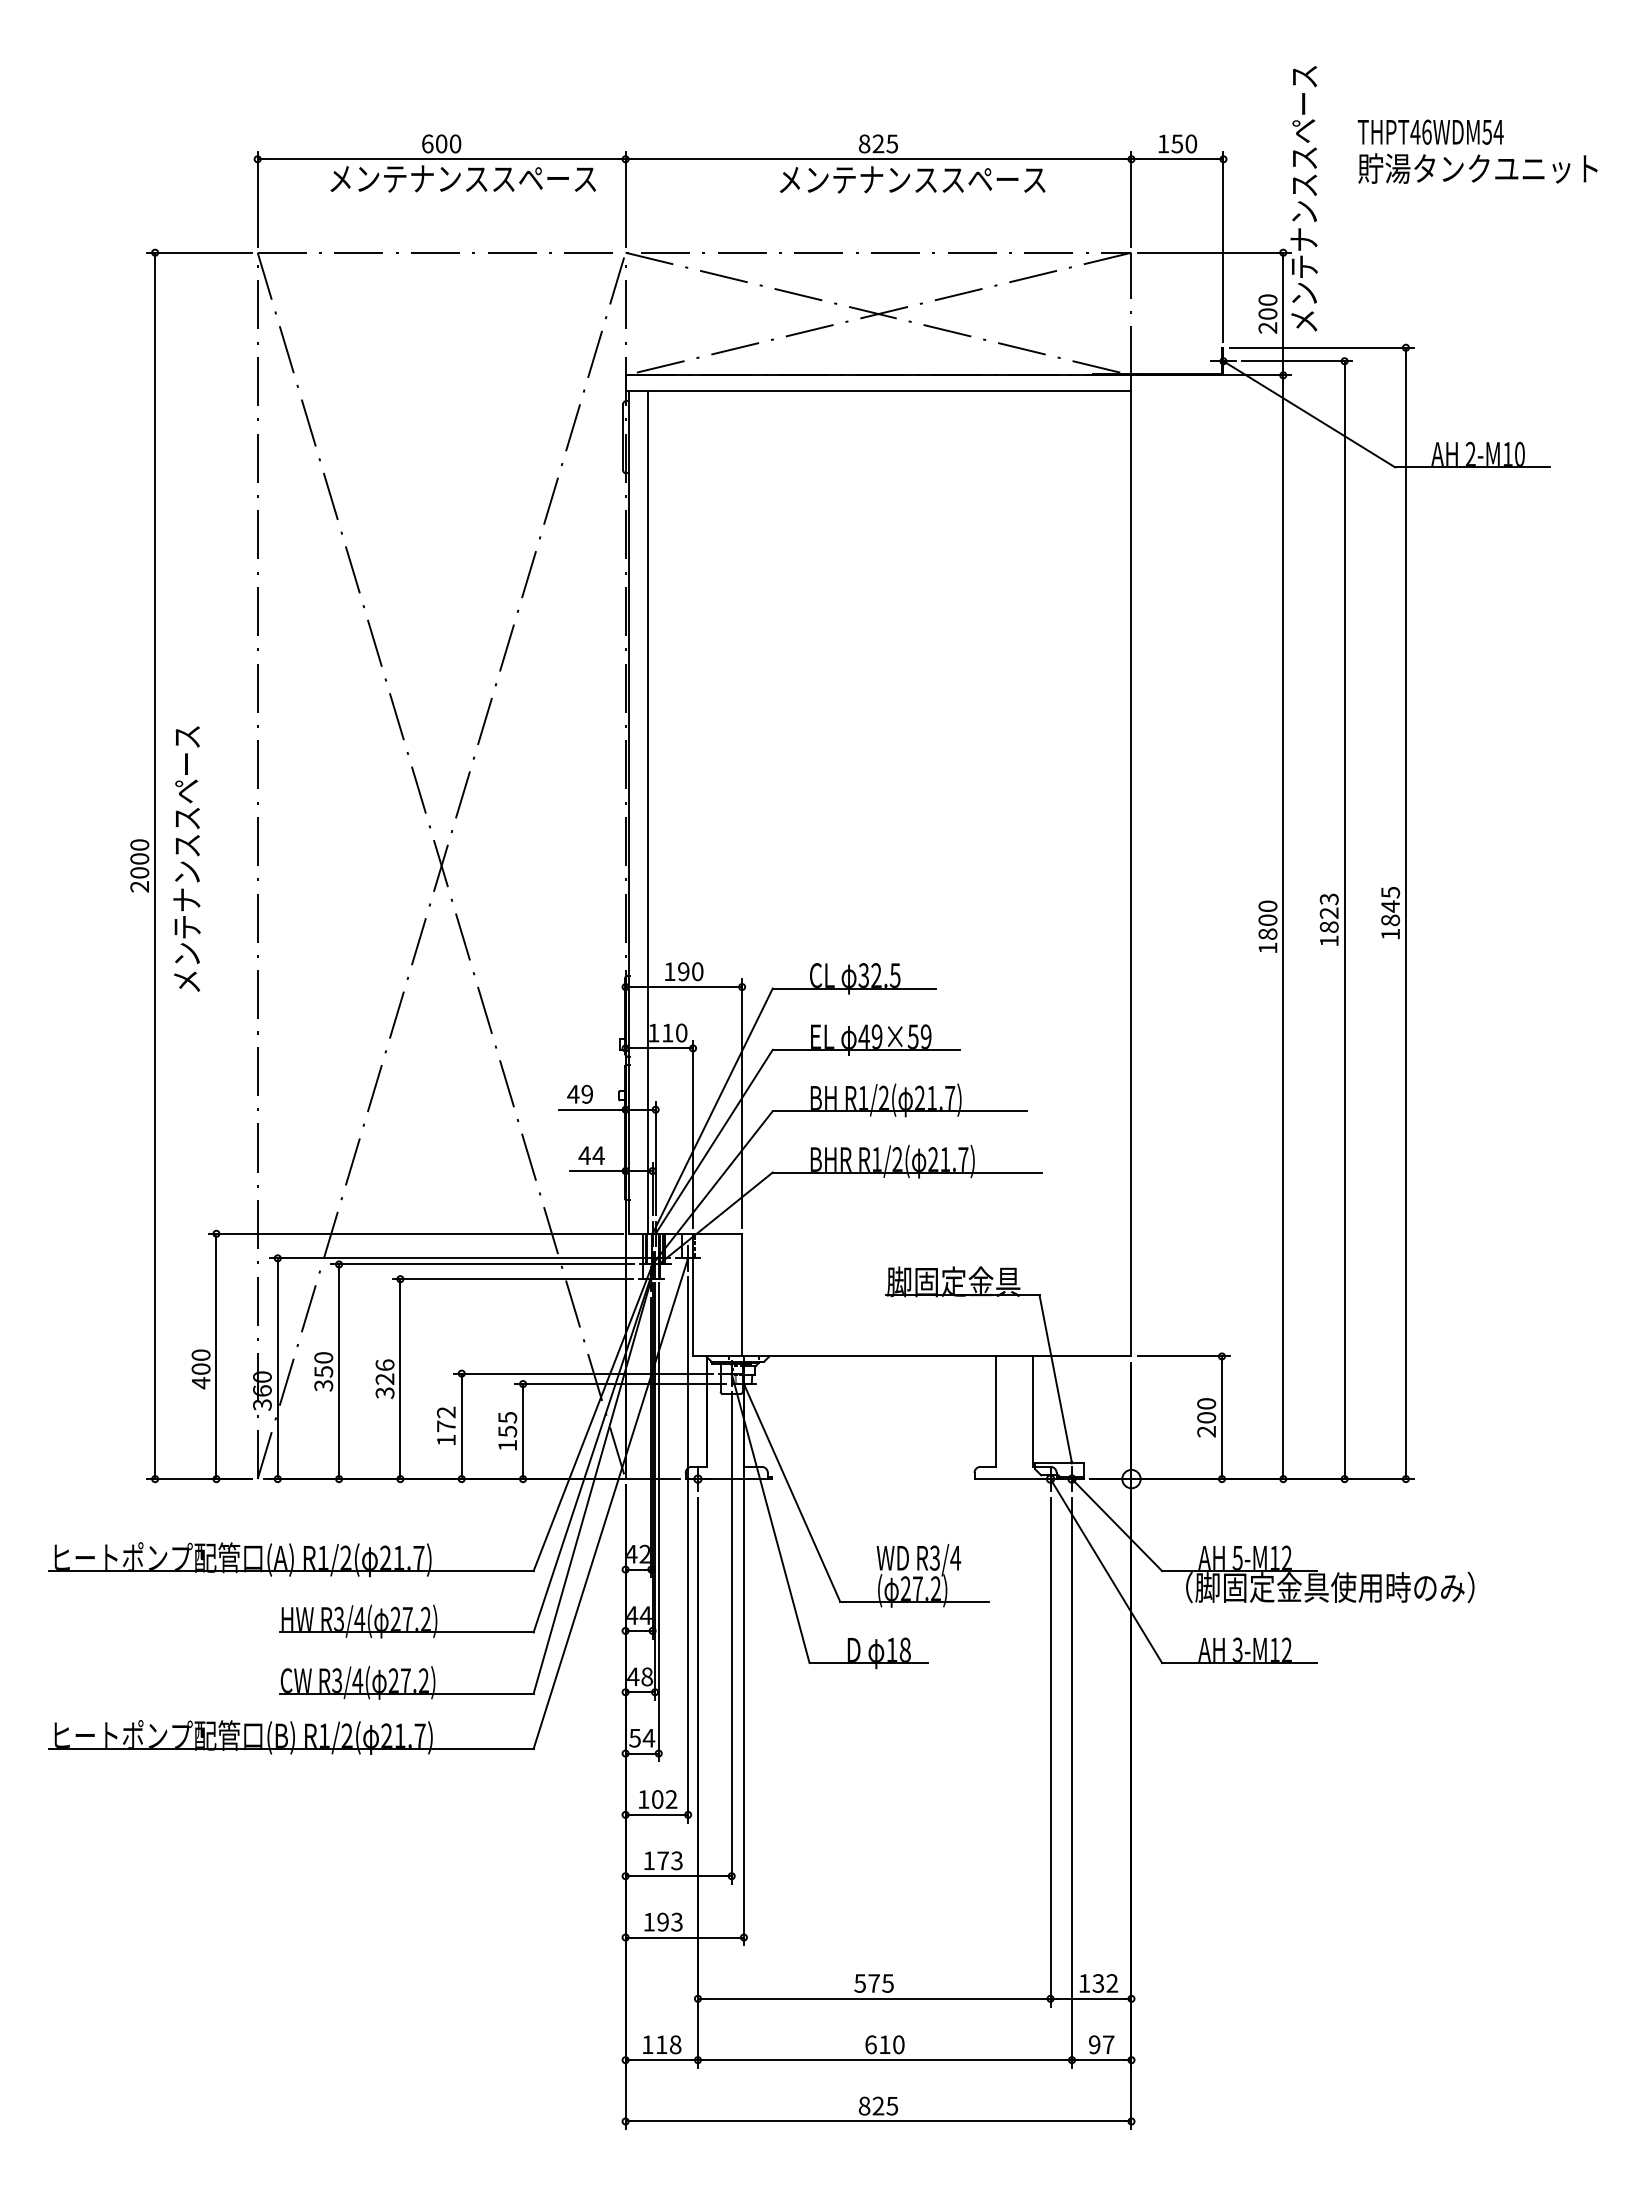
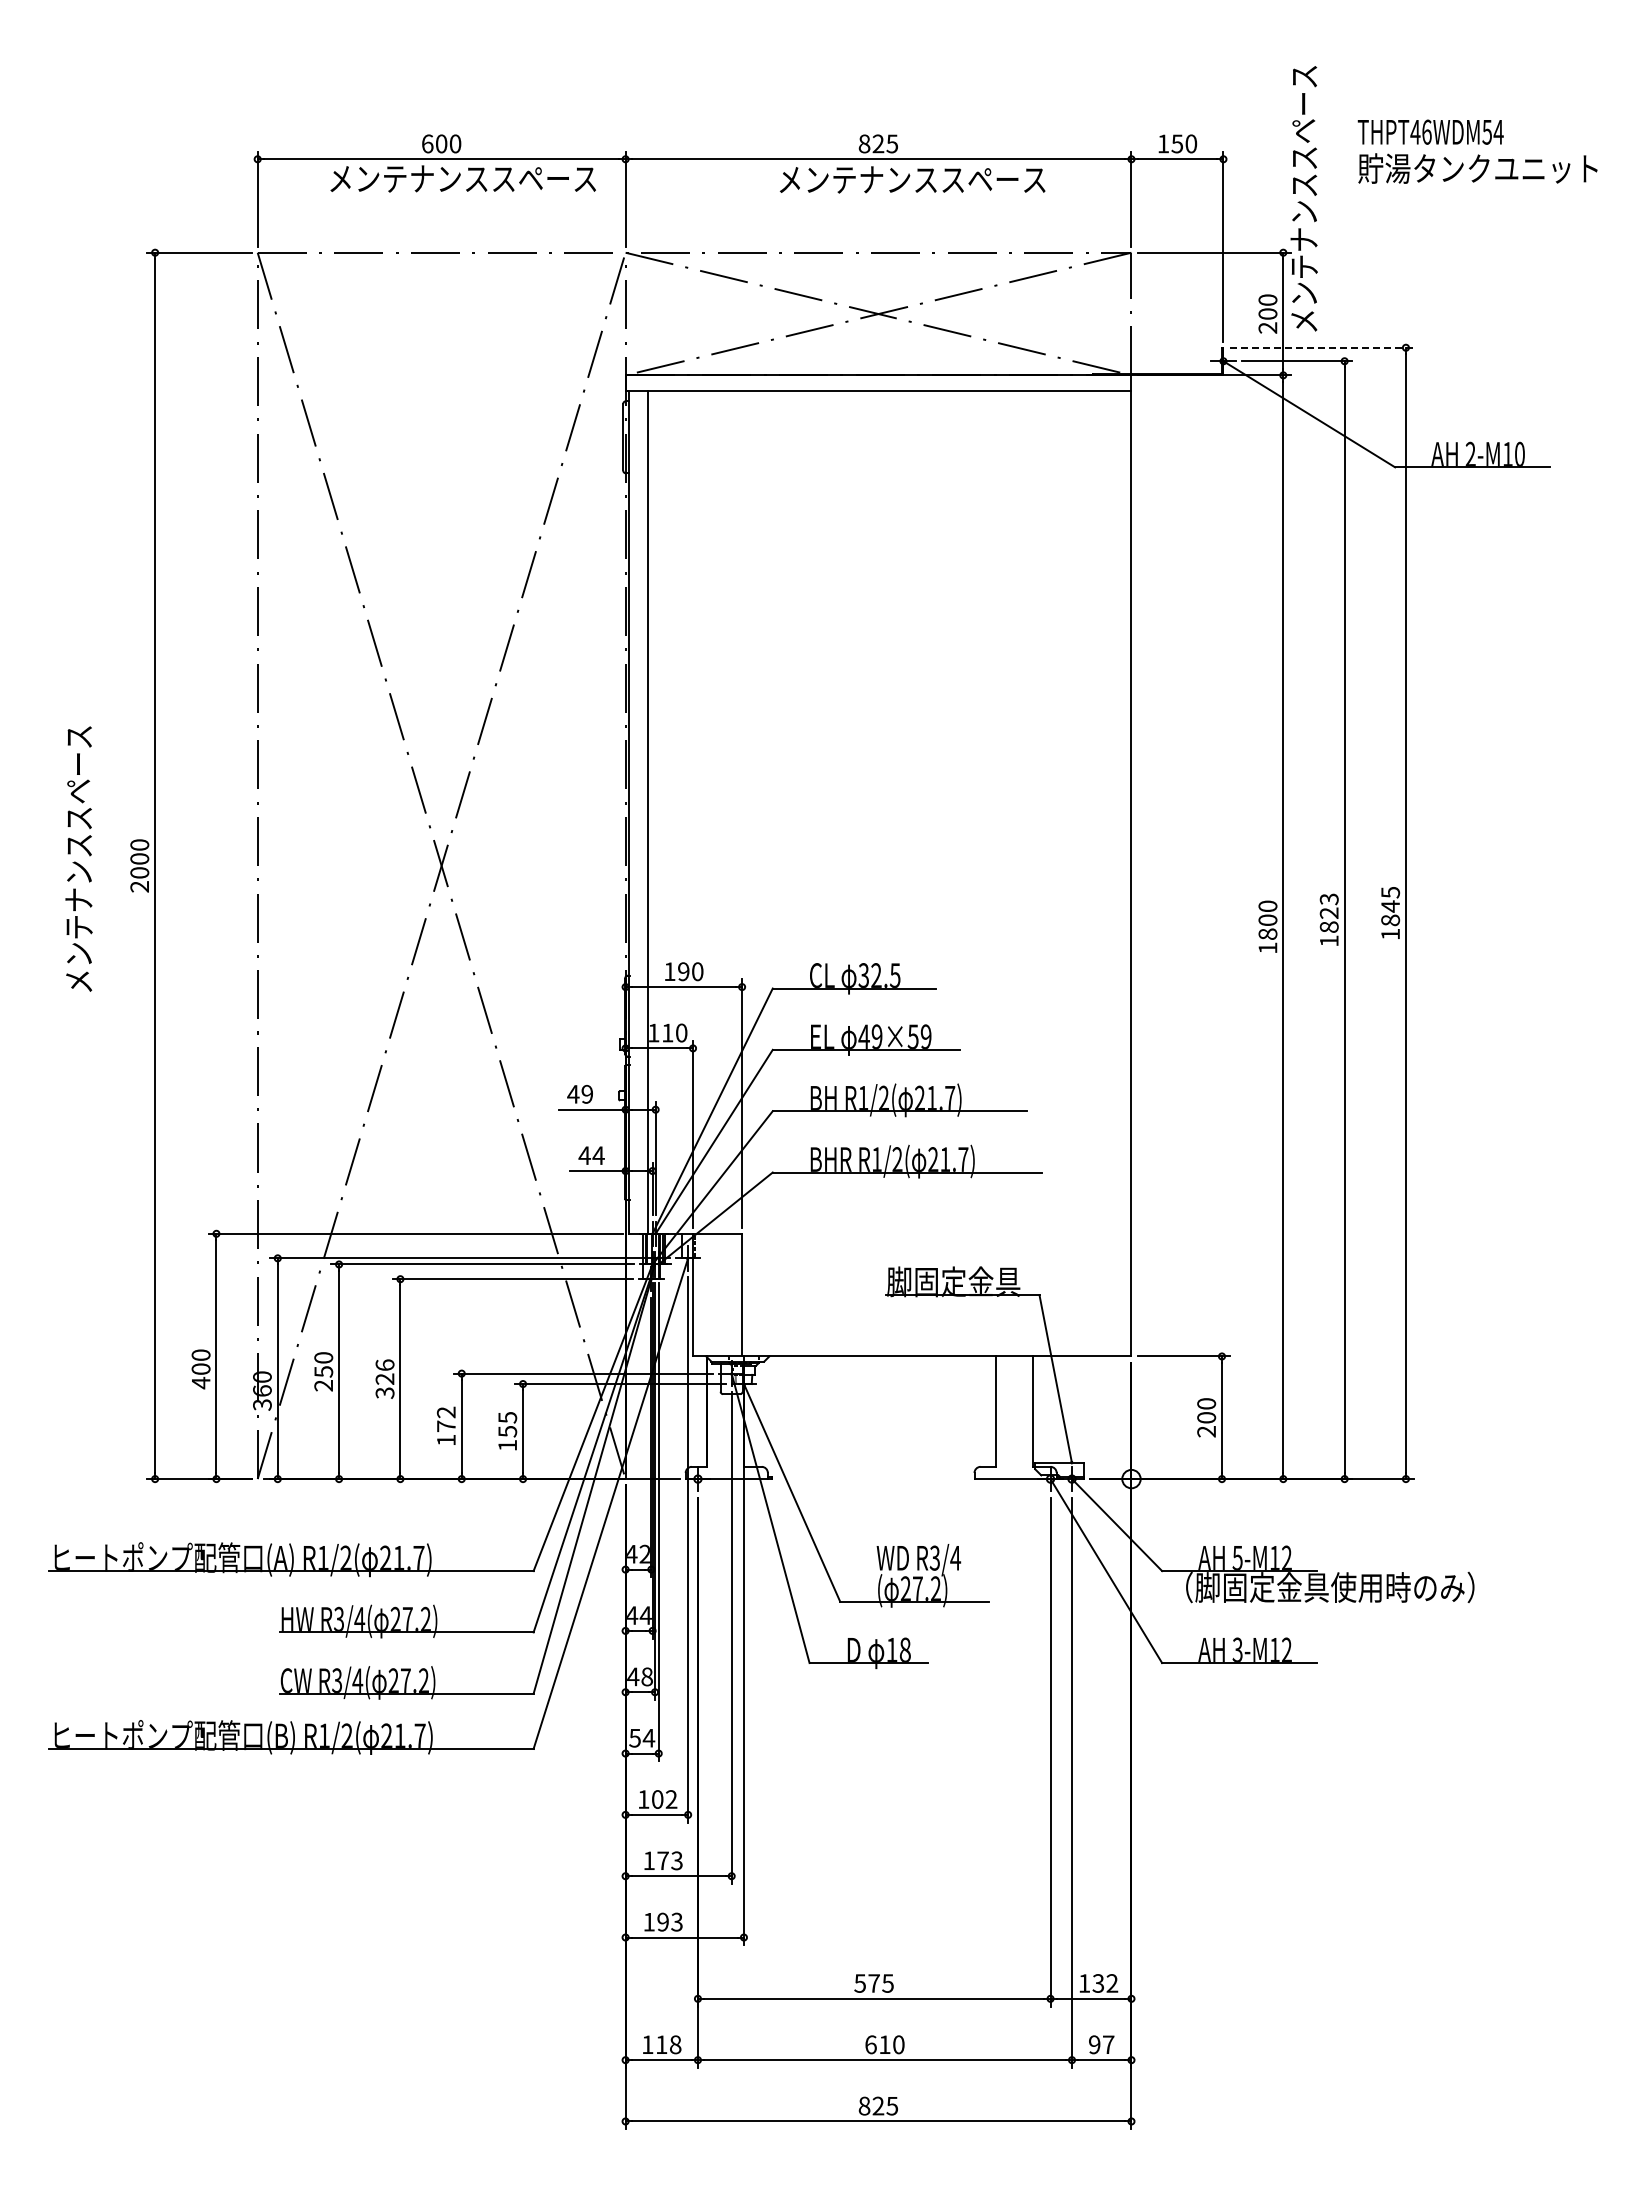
line: solid -> dashed (1322, 347)
text position: (186, 858) -> (78, 858) (78, 858)
text: 350 -> 250 (323, 1385)
